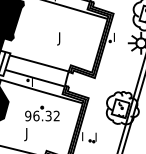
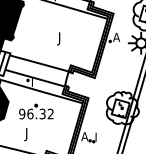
text: I -> A (116, 36)
part position: (42, 113) -> (36, 111) (36, 111)
text: I -> A (84, 136)
